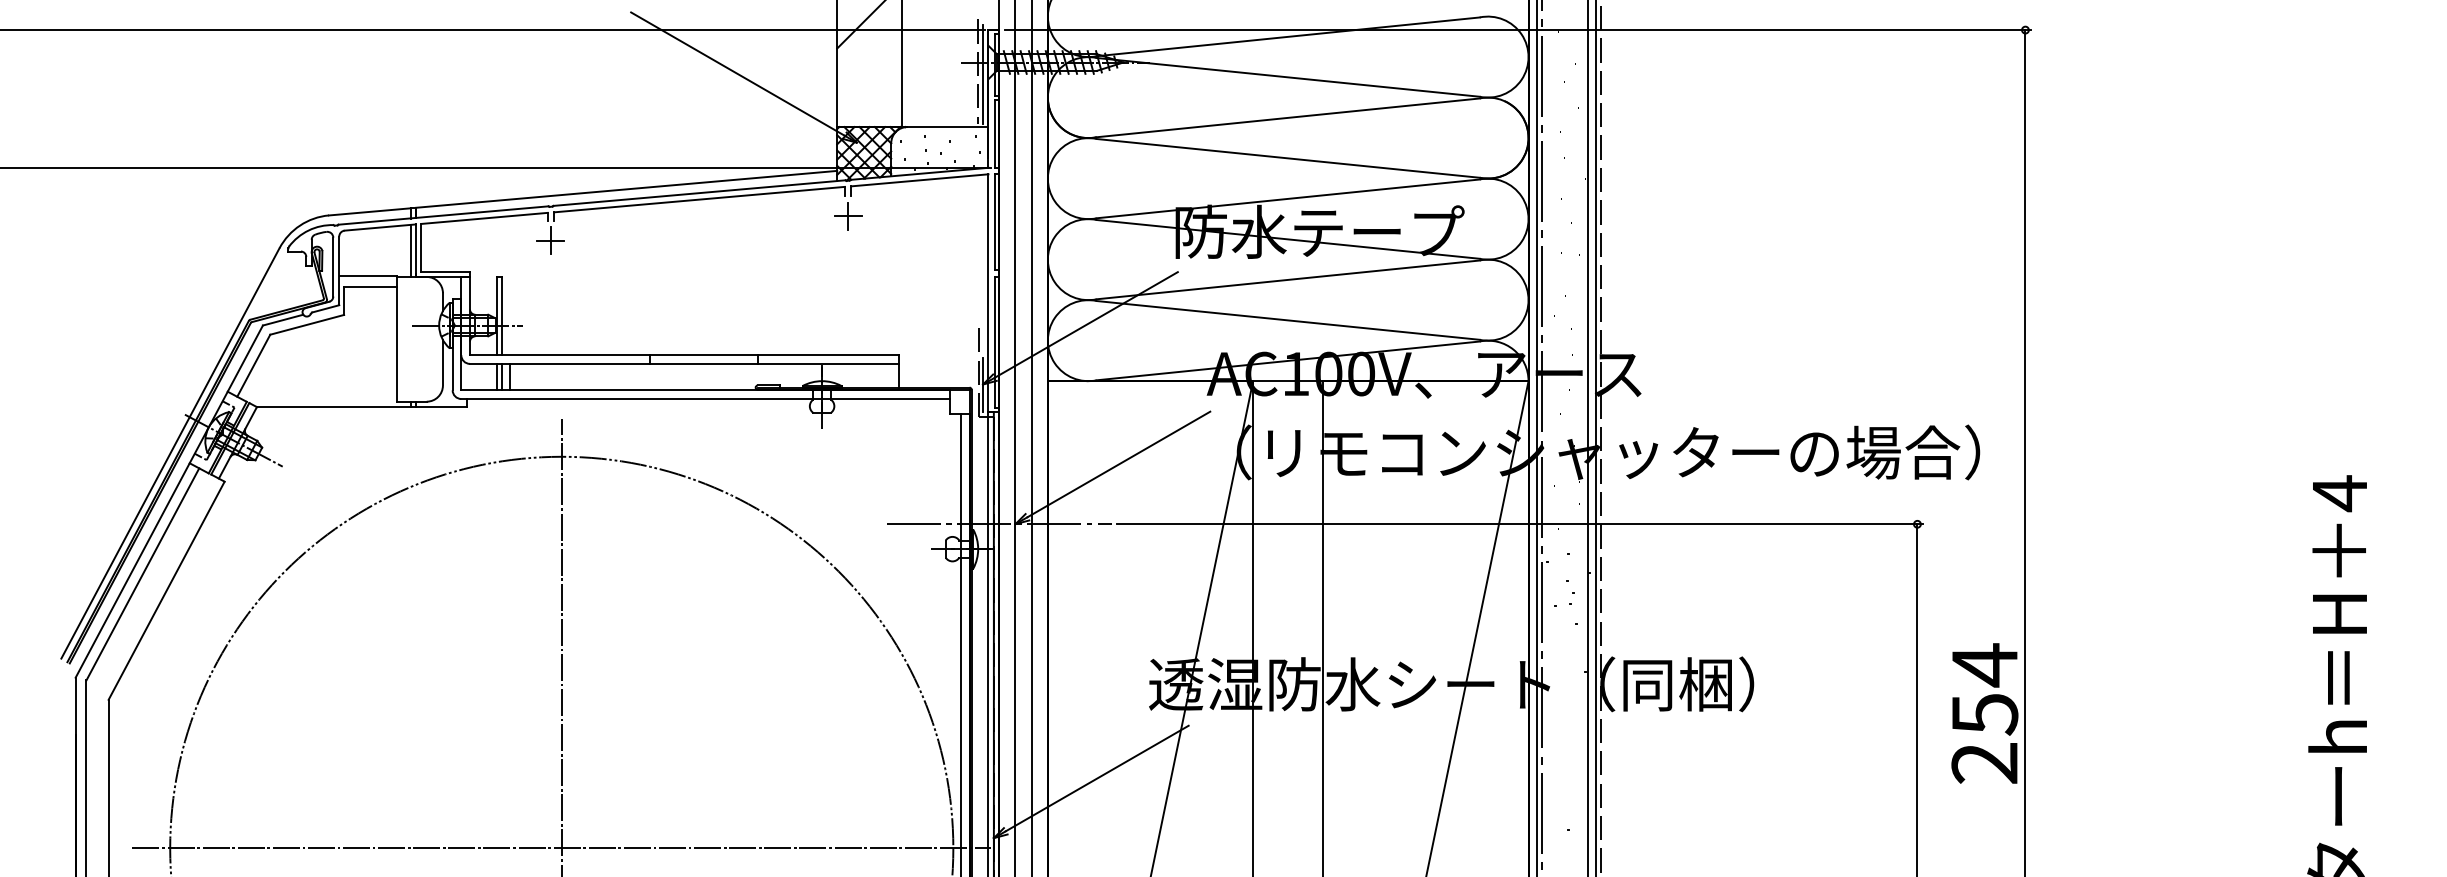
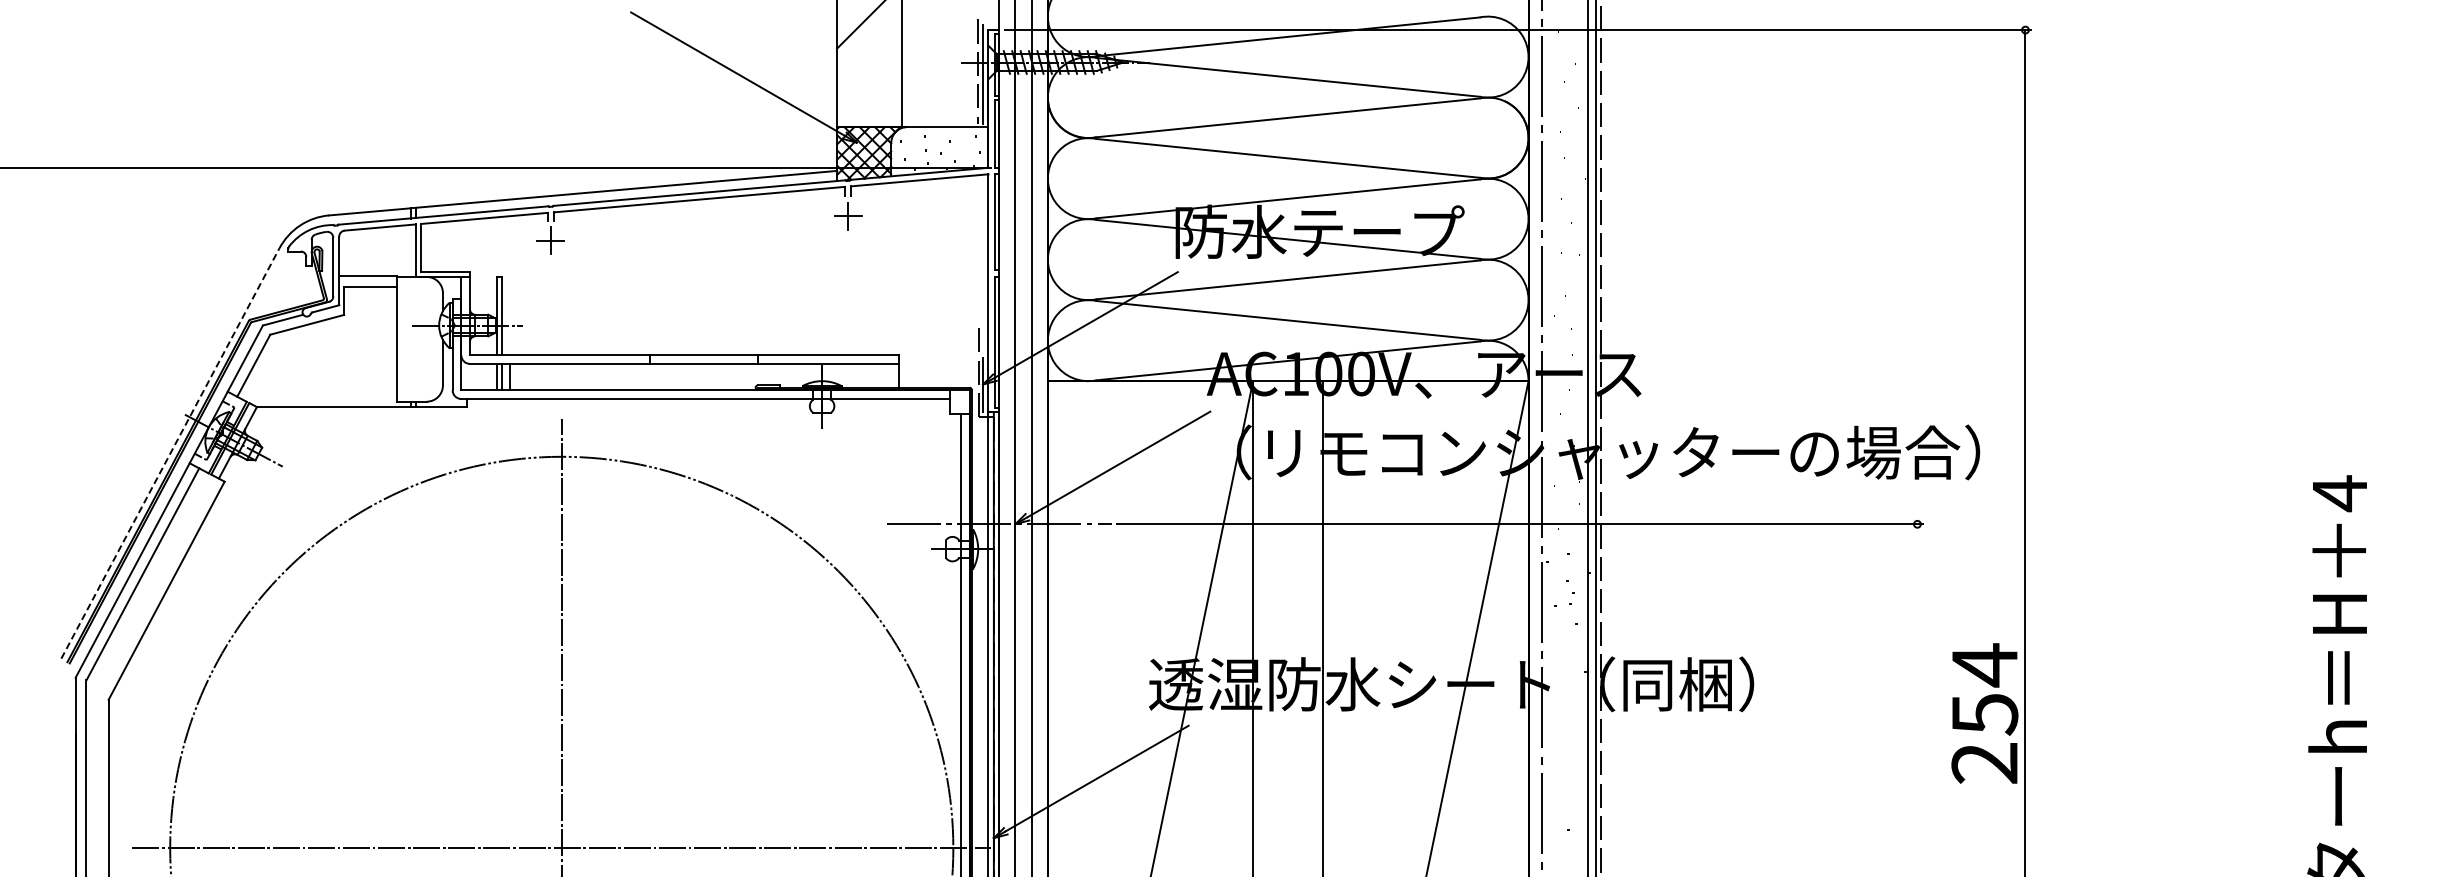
line: present -> none (493, 30)
line: present -> none (410, 251)
line: present -> none (1536, 437)
line: solid -> dashed (170, 452)
line: present -> none (1917, 698)
